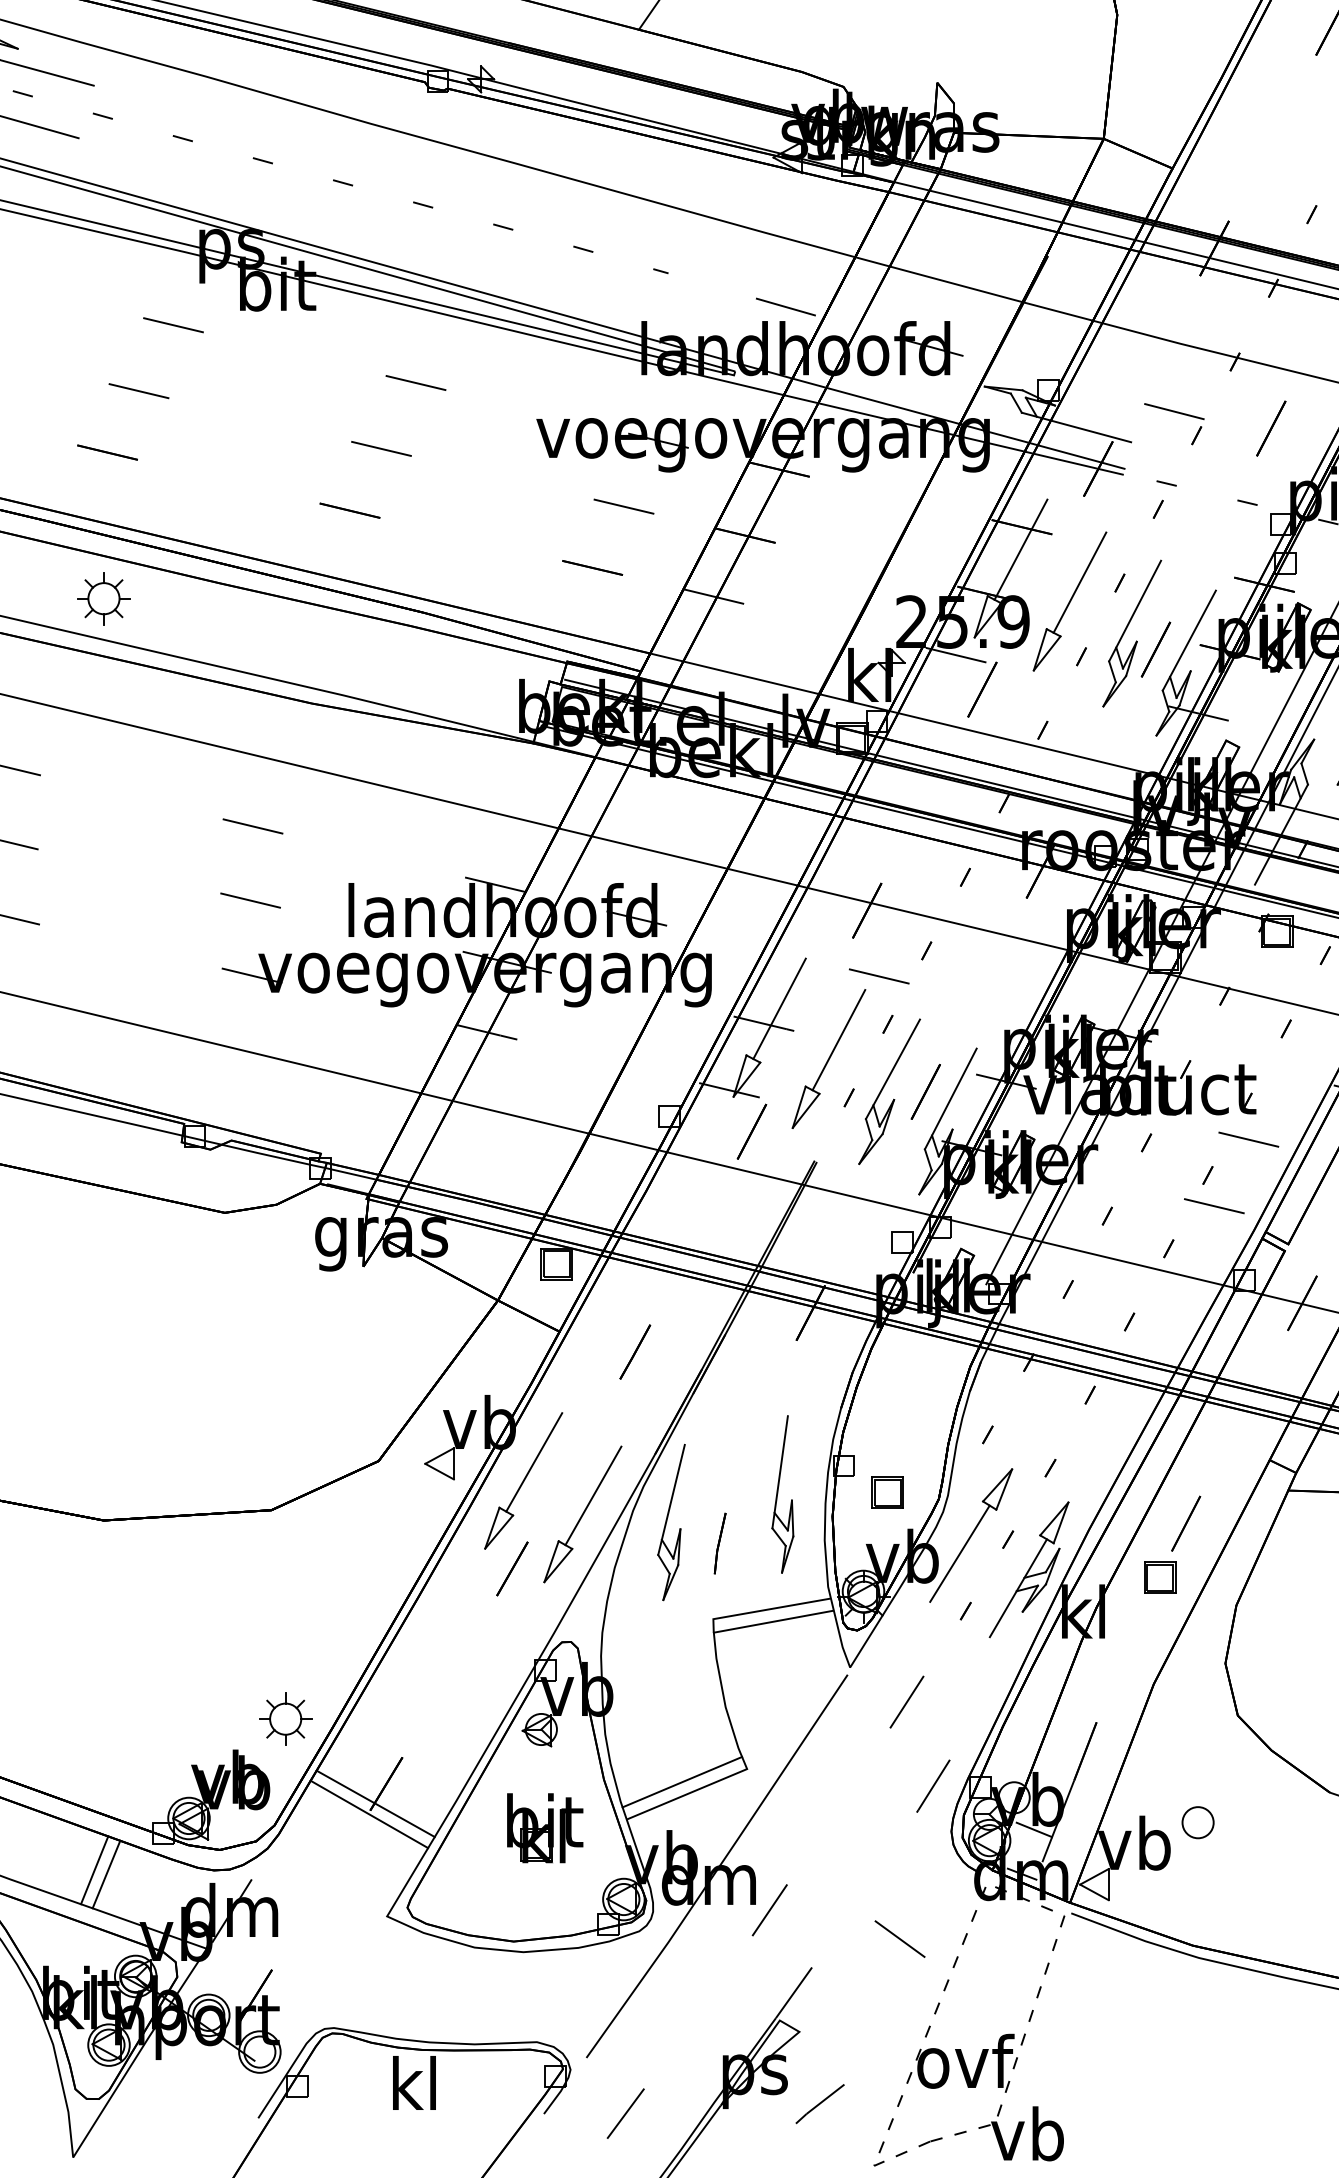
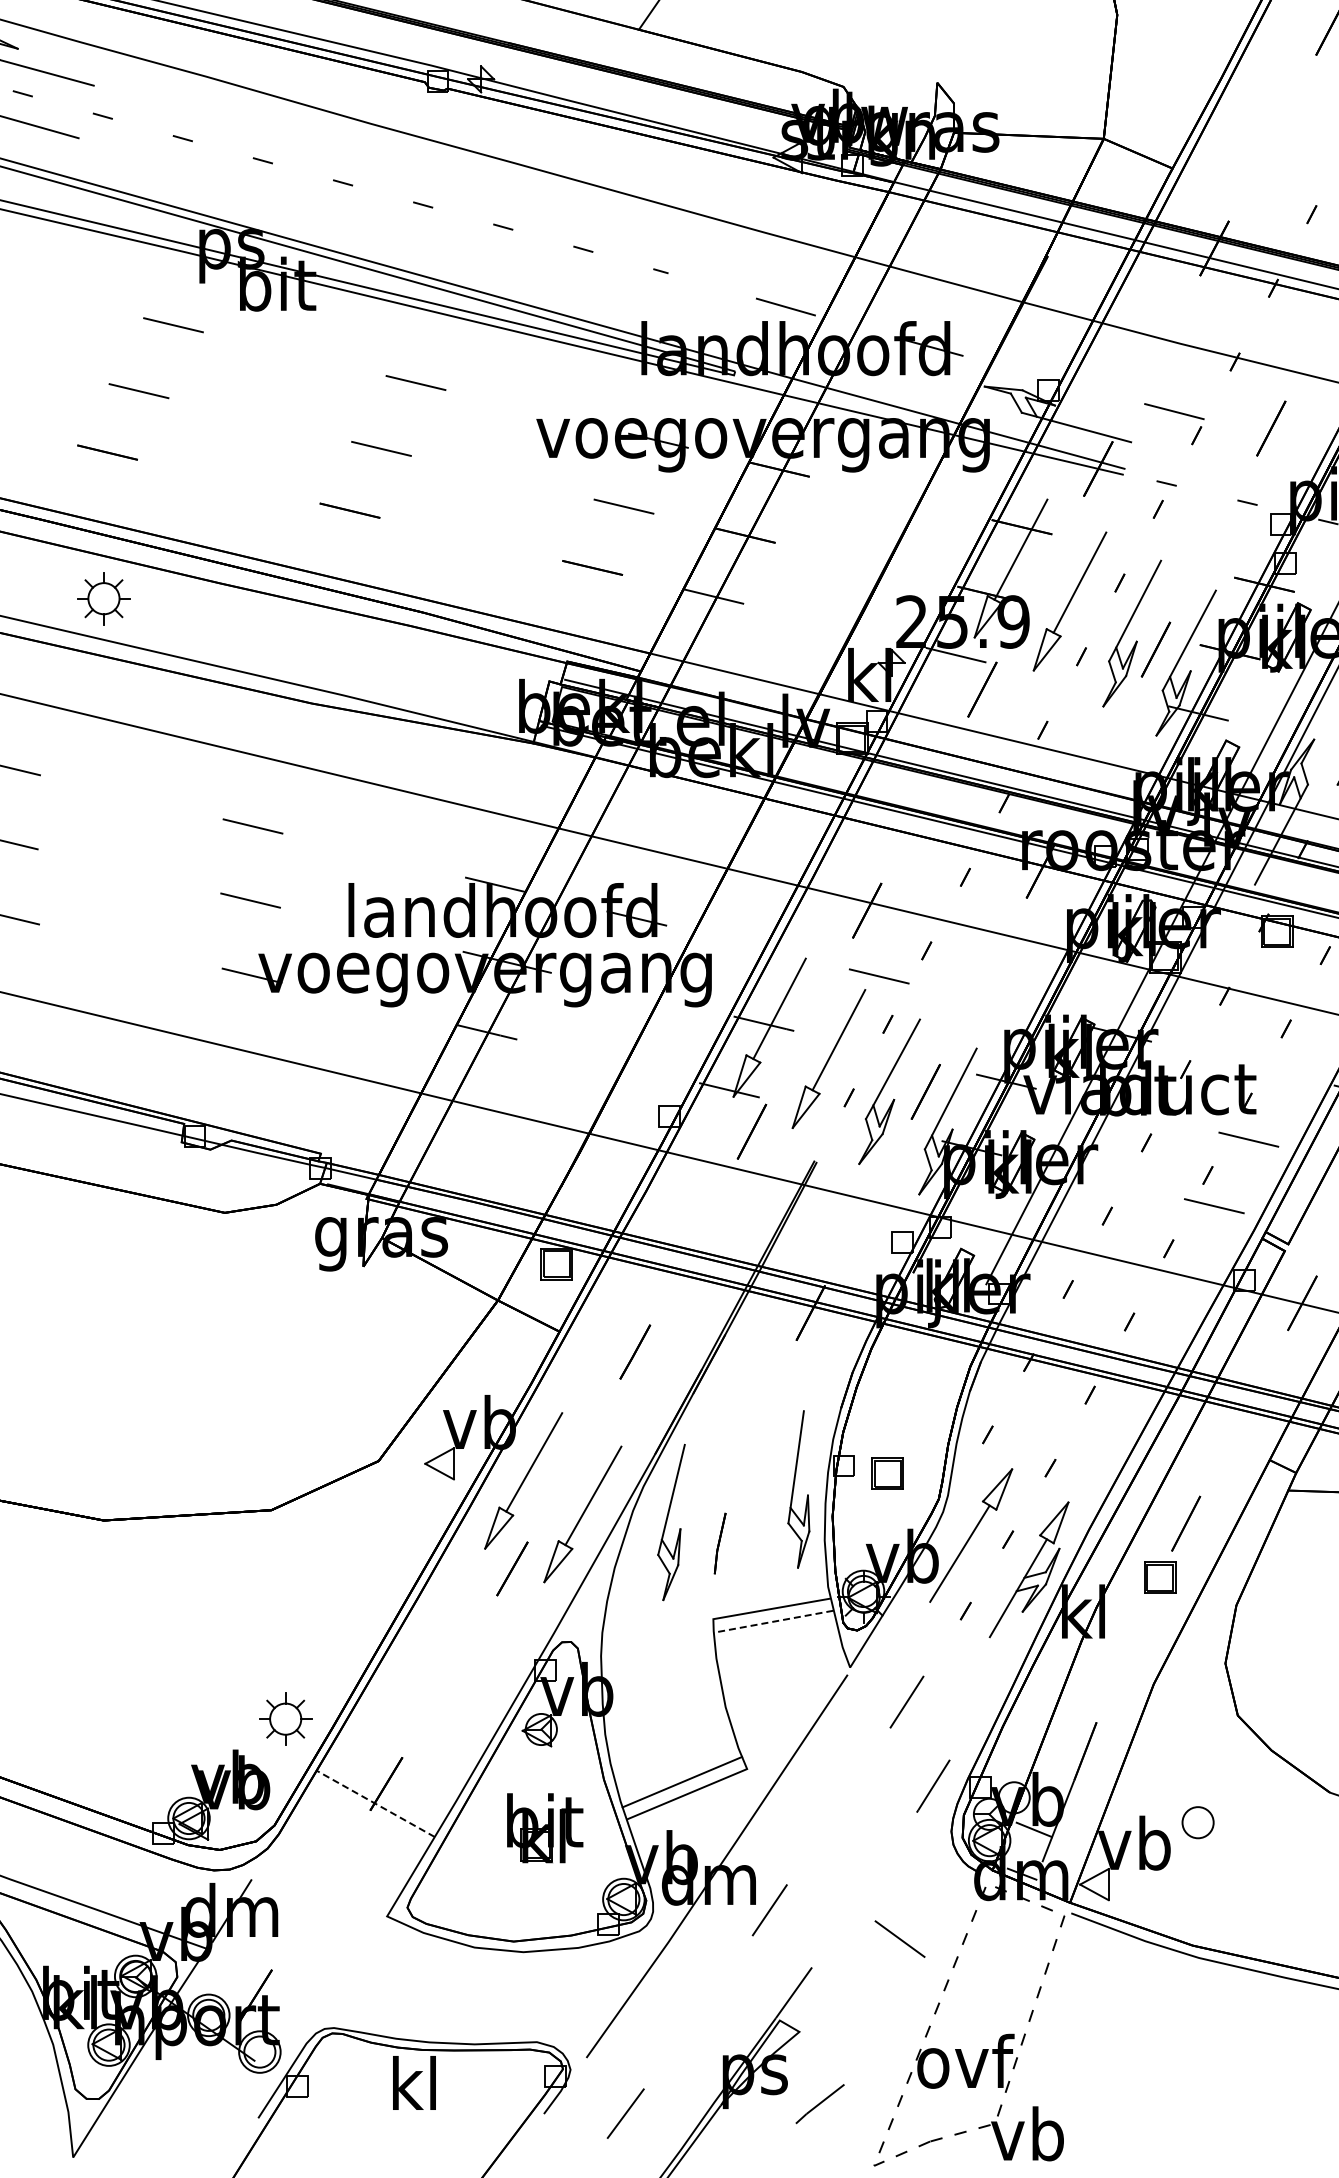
part position: (887, 1492) -> (887, 1473) (887, 1473)
part position: (782, 1494) -> (798, 1489) (798, 1489)
line: solid -> dashed (773, 1621)
line: solid -> dashed (375, 1803)
line: present -> none (369, 1814)
line: present -> none (94, 1870)
line: present -> none (106, 1874)
